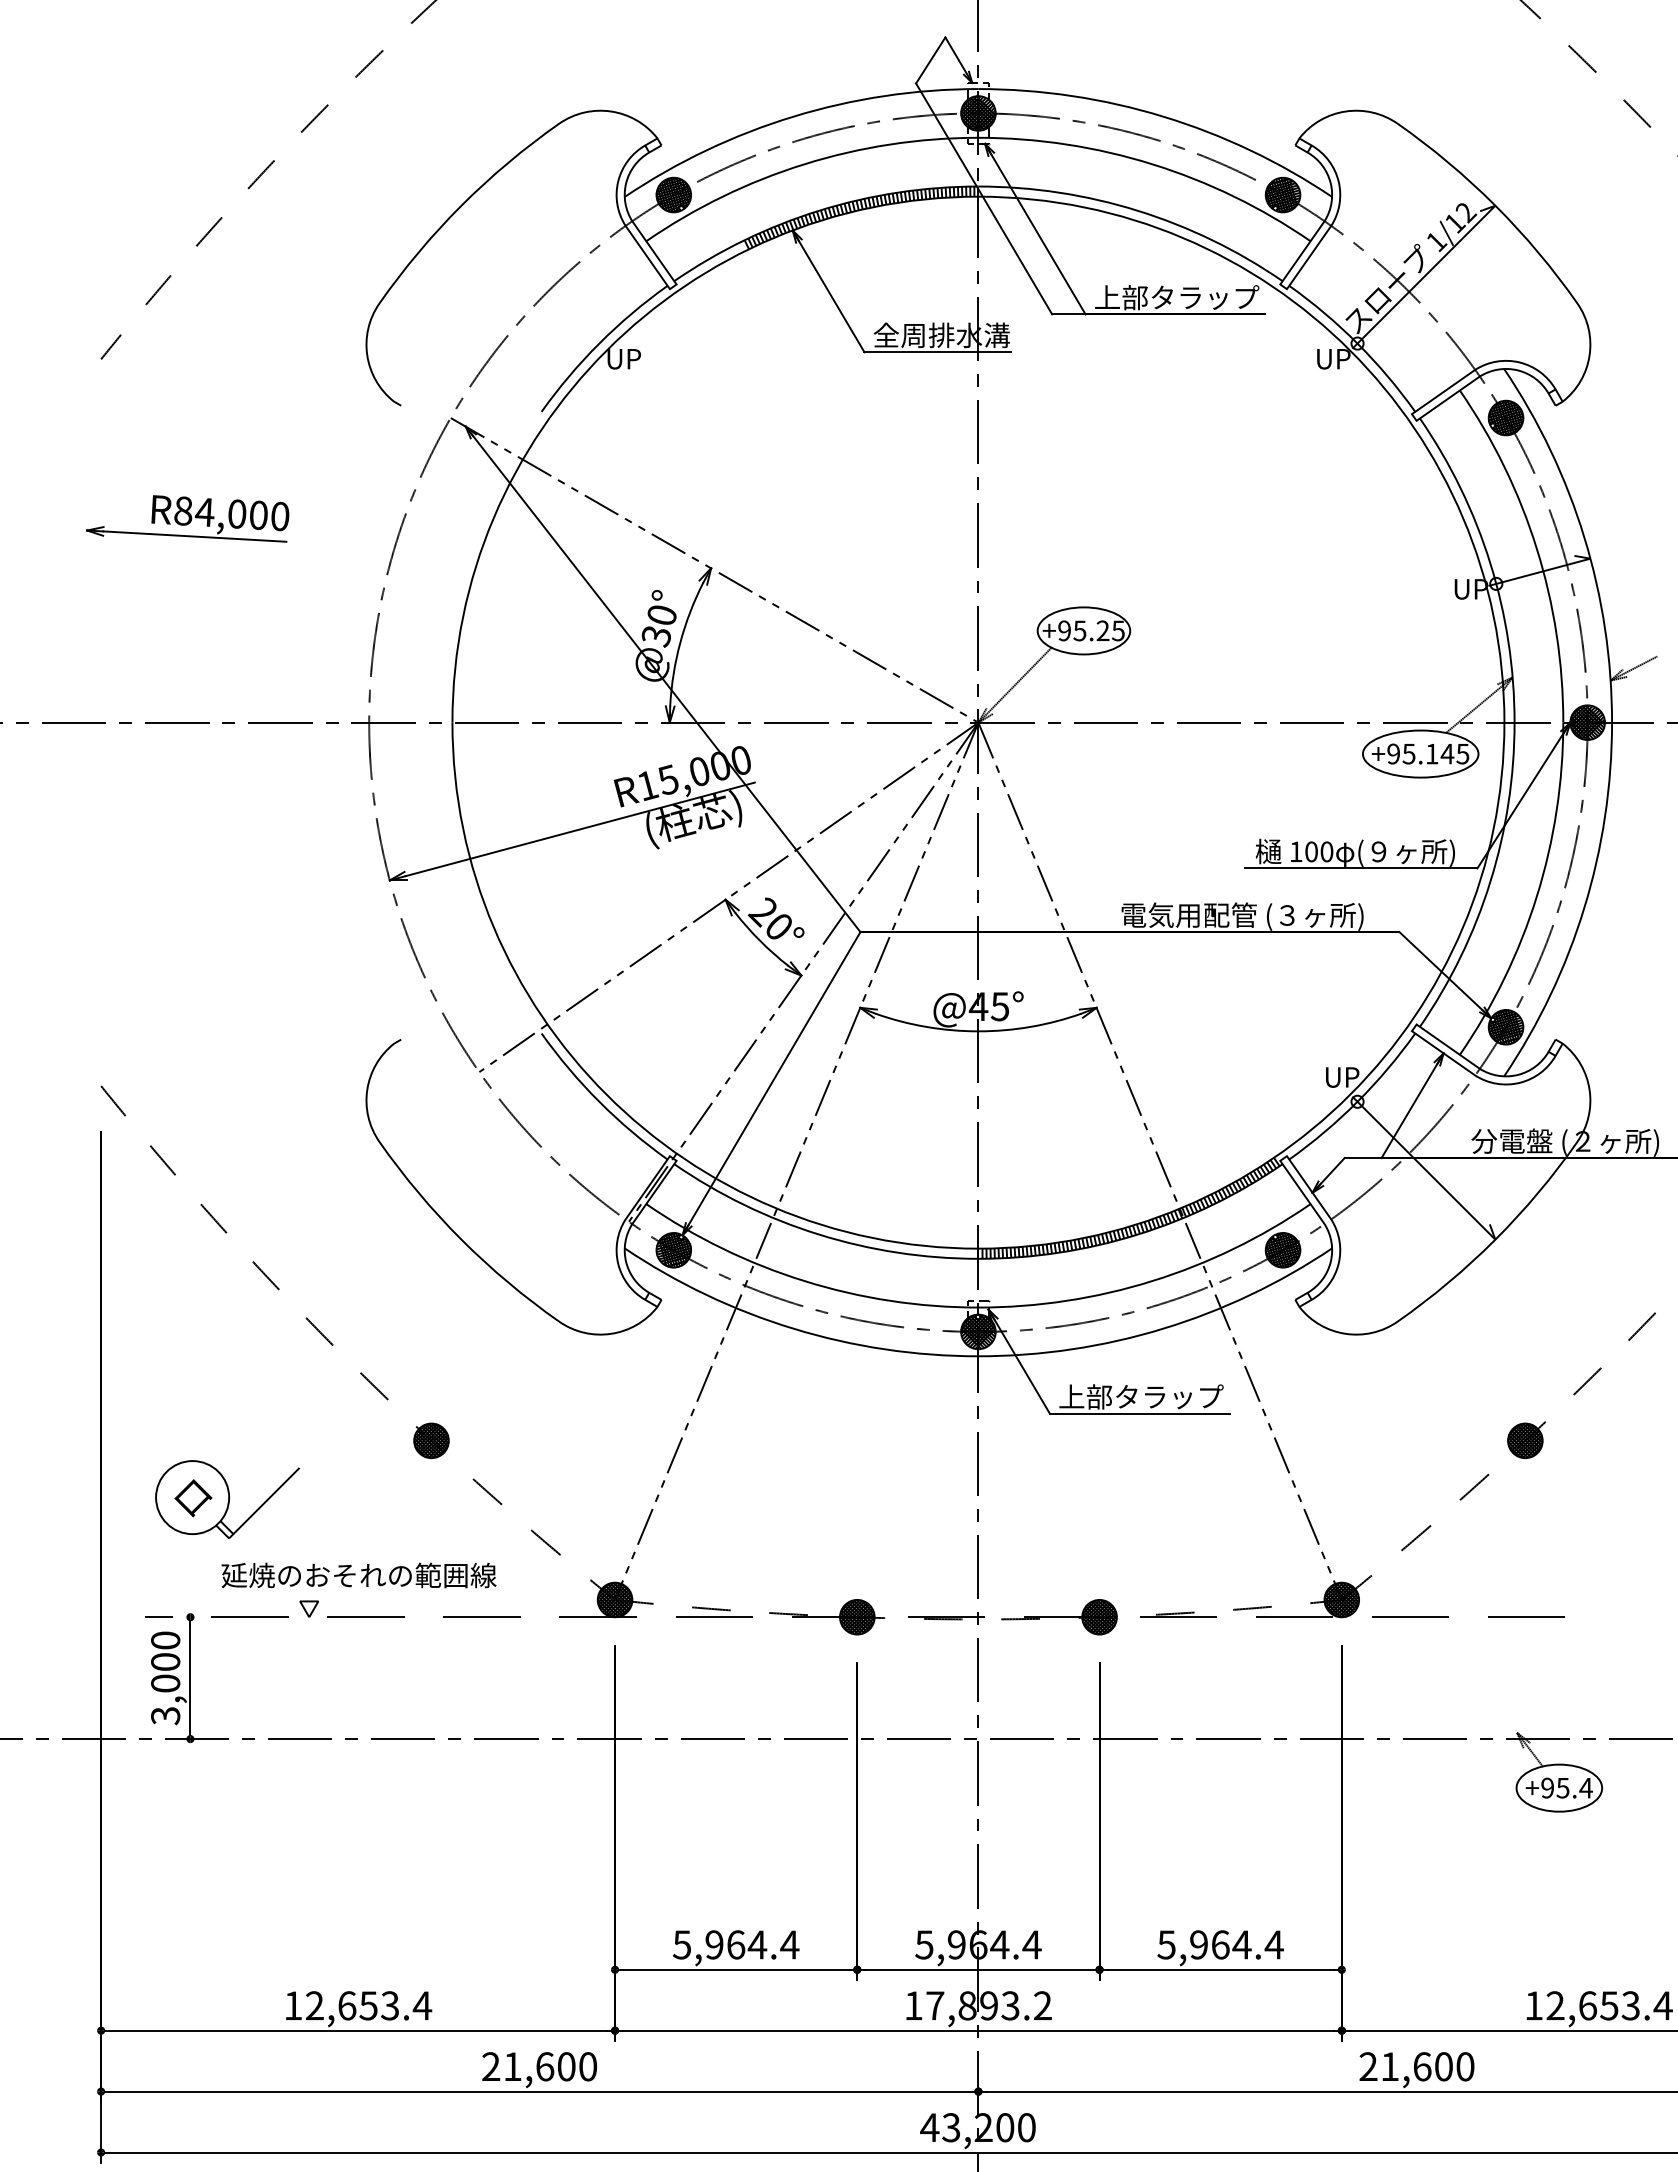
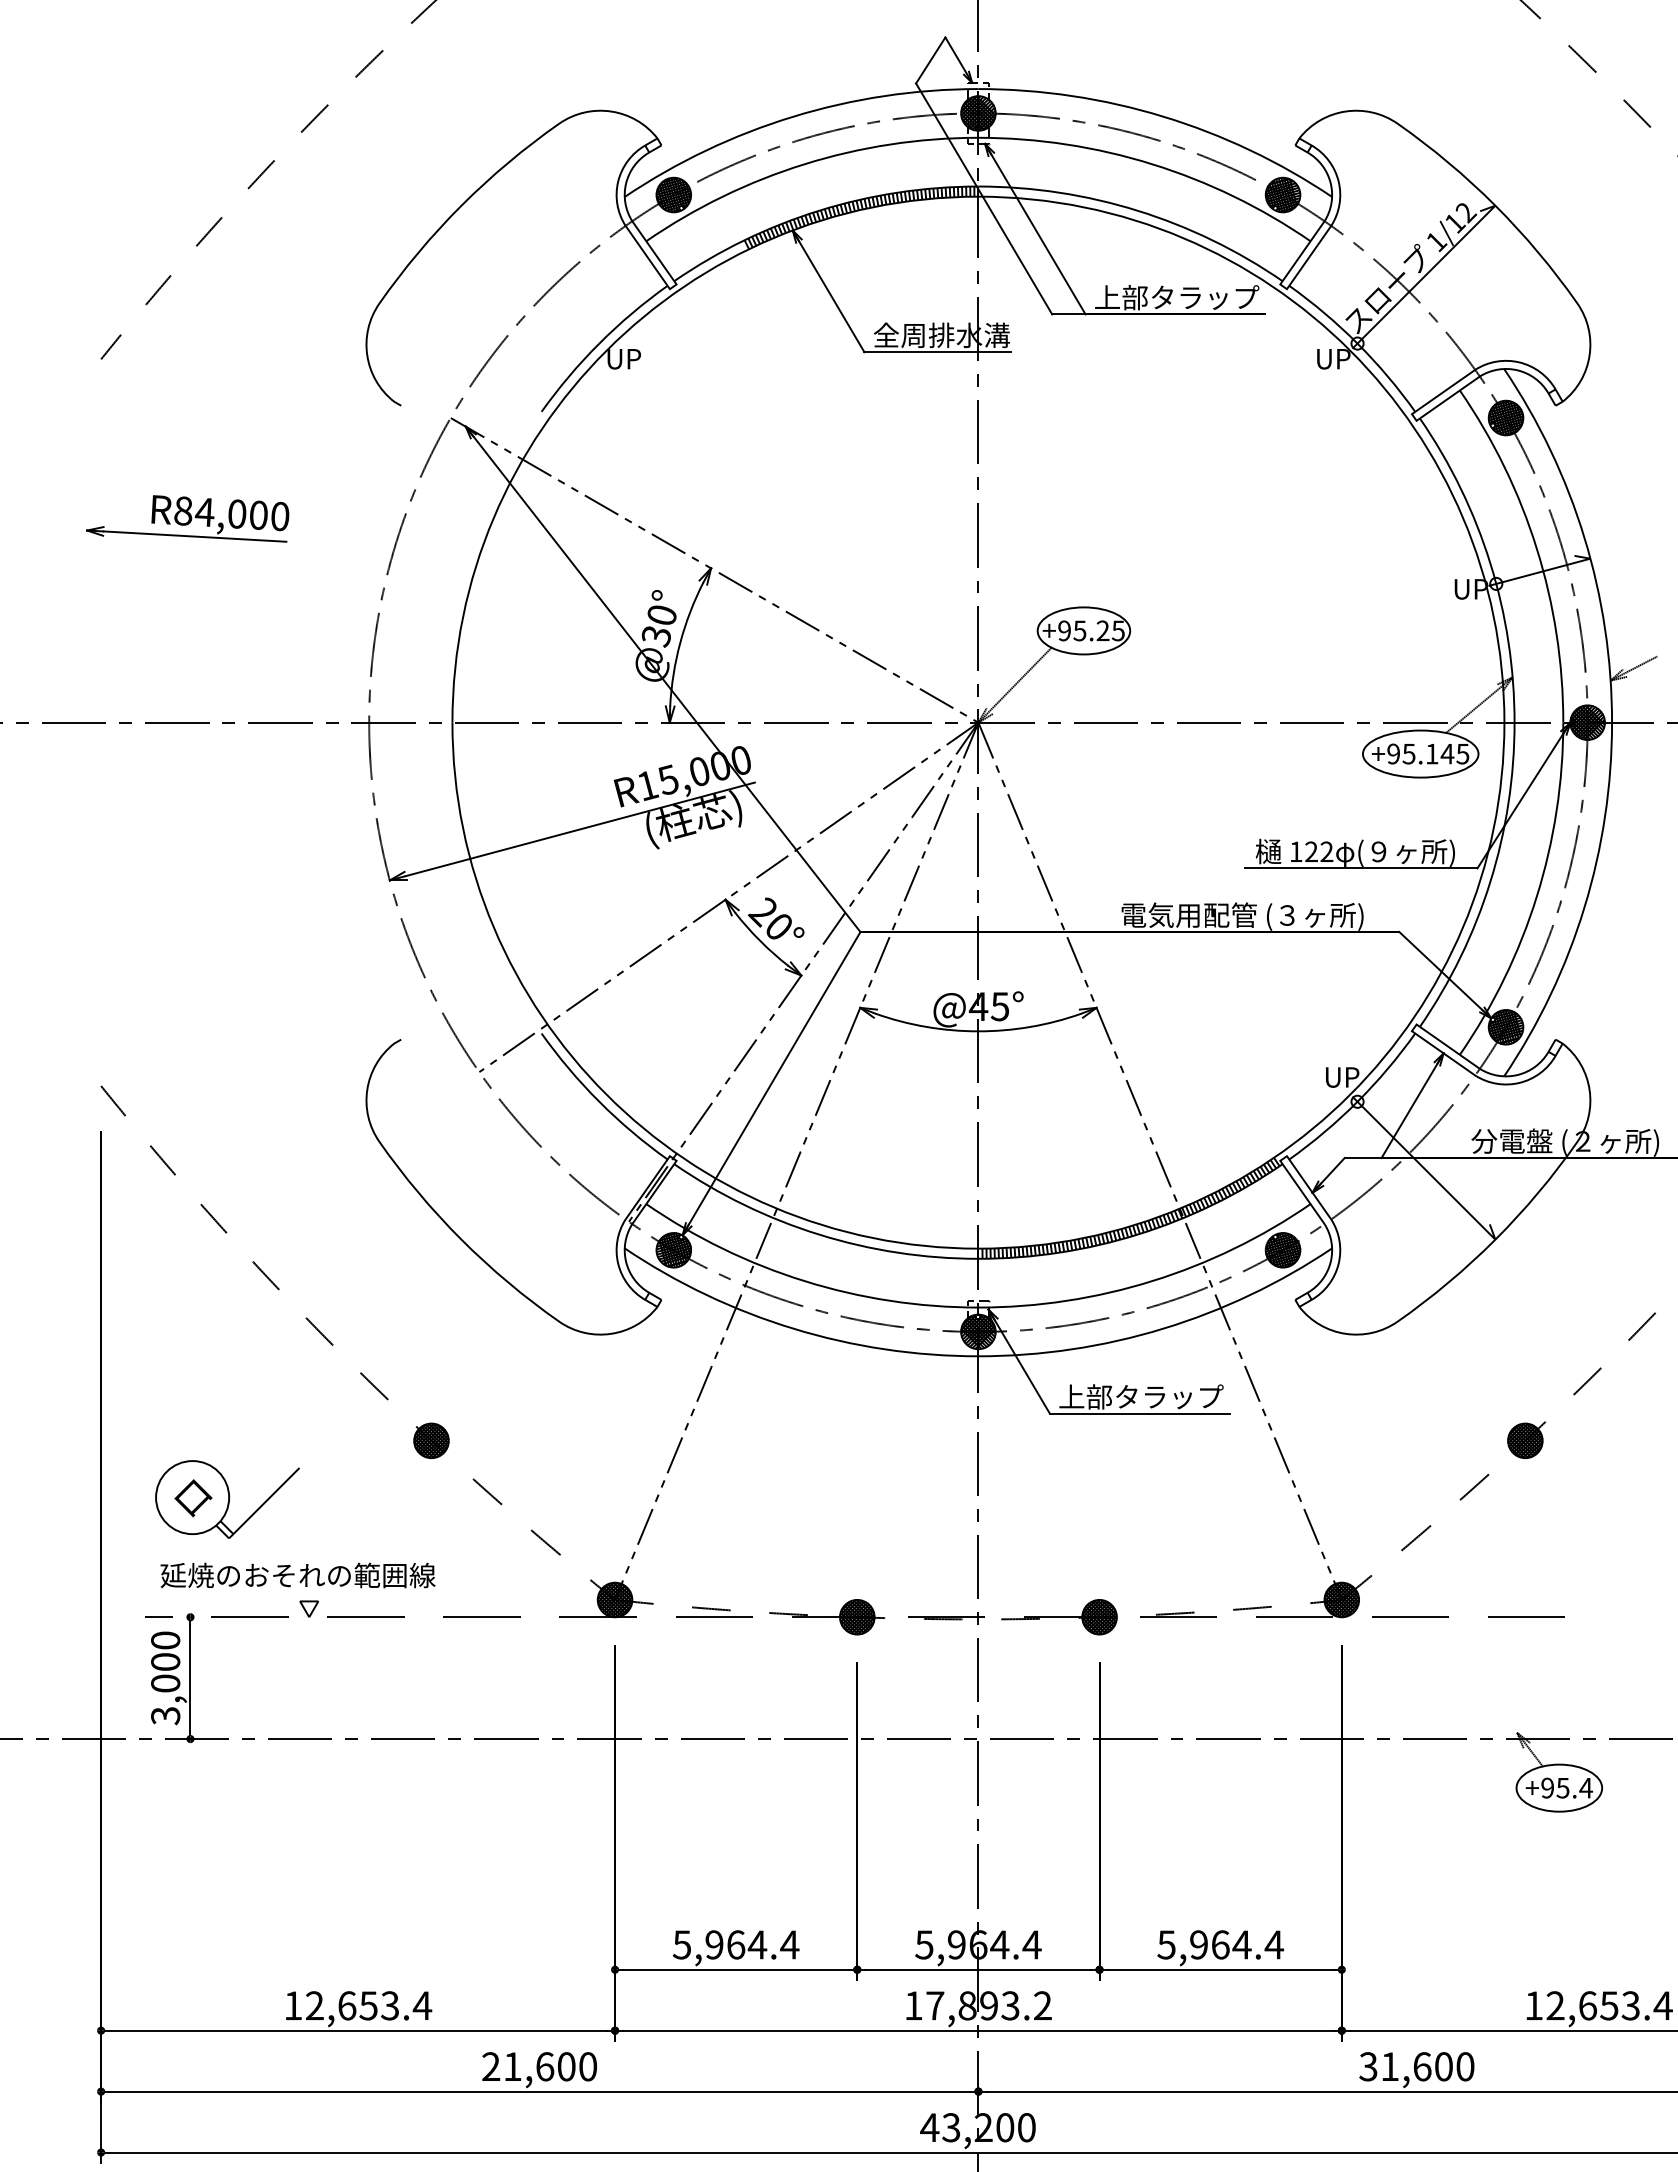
text: 100 -> 122 (1319, 851)
text position: (358, 1575) -> (297, 1575) (297, 1575)
text: 21,600 -> 31,600 (1368, 2066)
